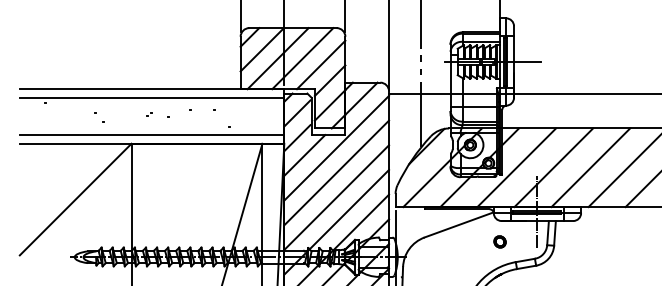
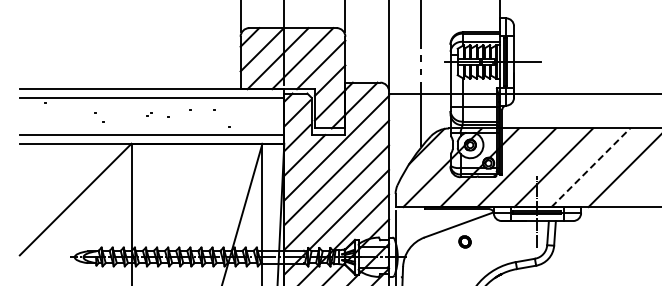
line: solid -> dashed (590, 167)
line: present -> none (641, 190)
part position: (499, 241) -> (464, 241) (464, 241)
